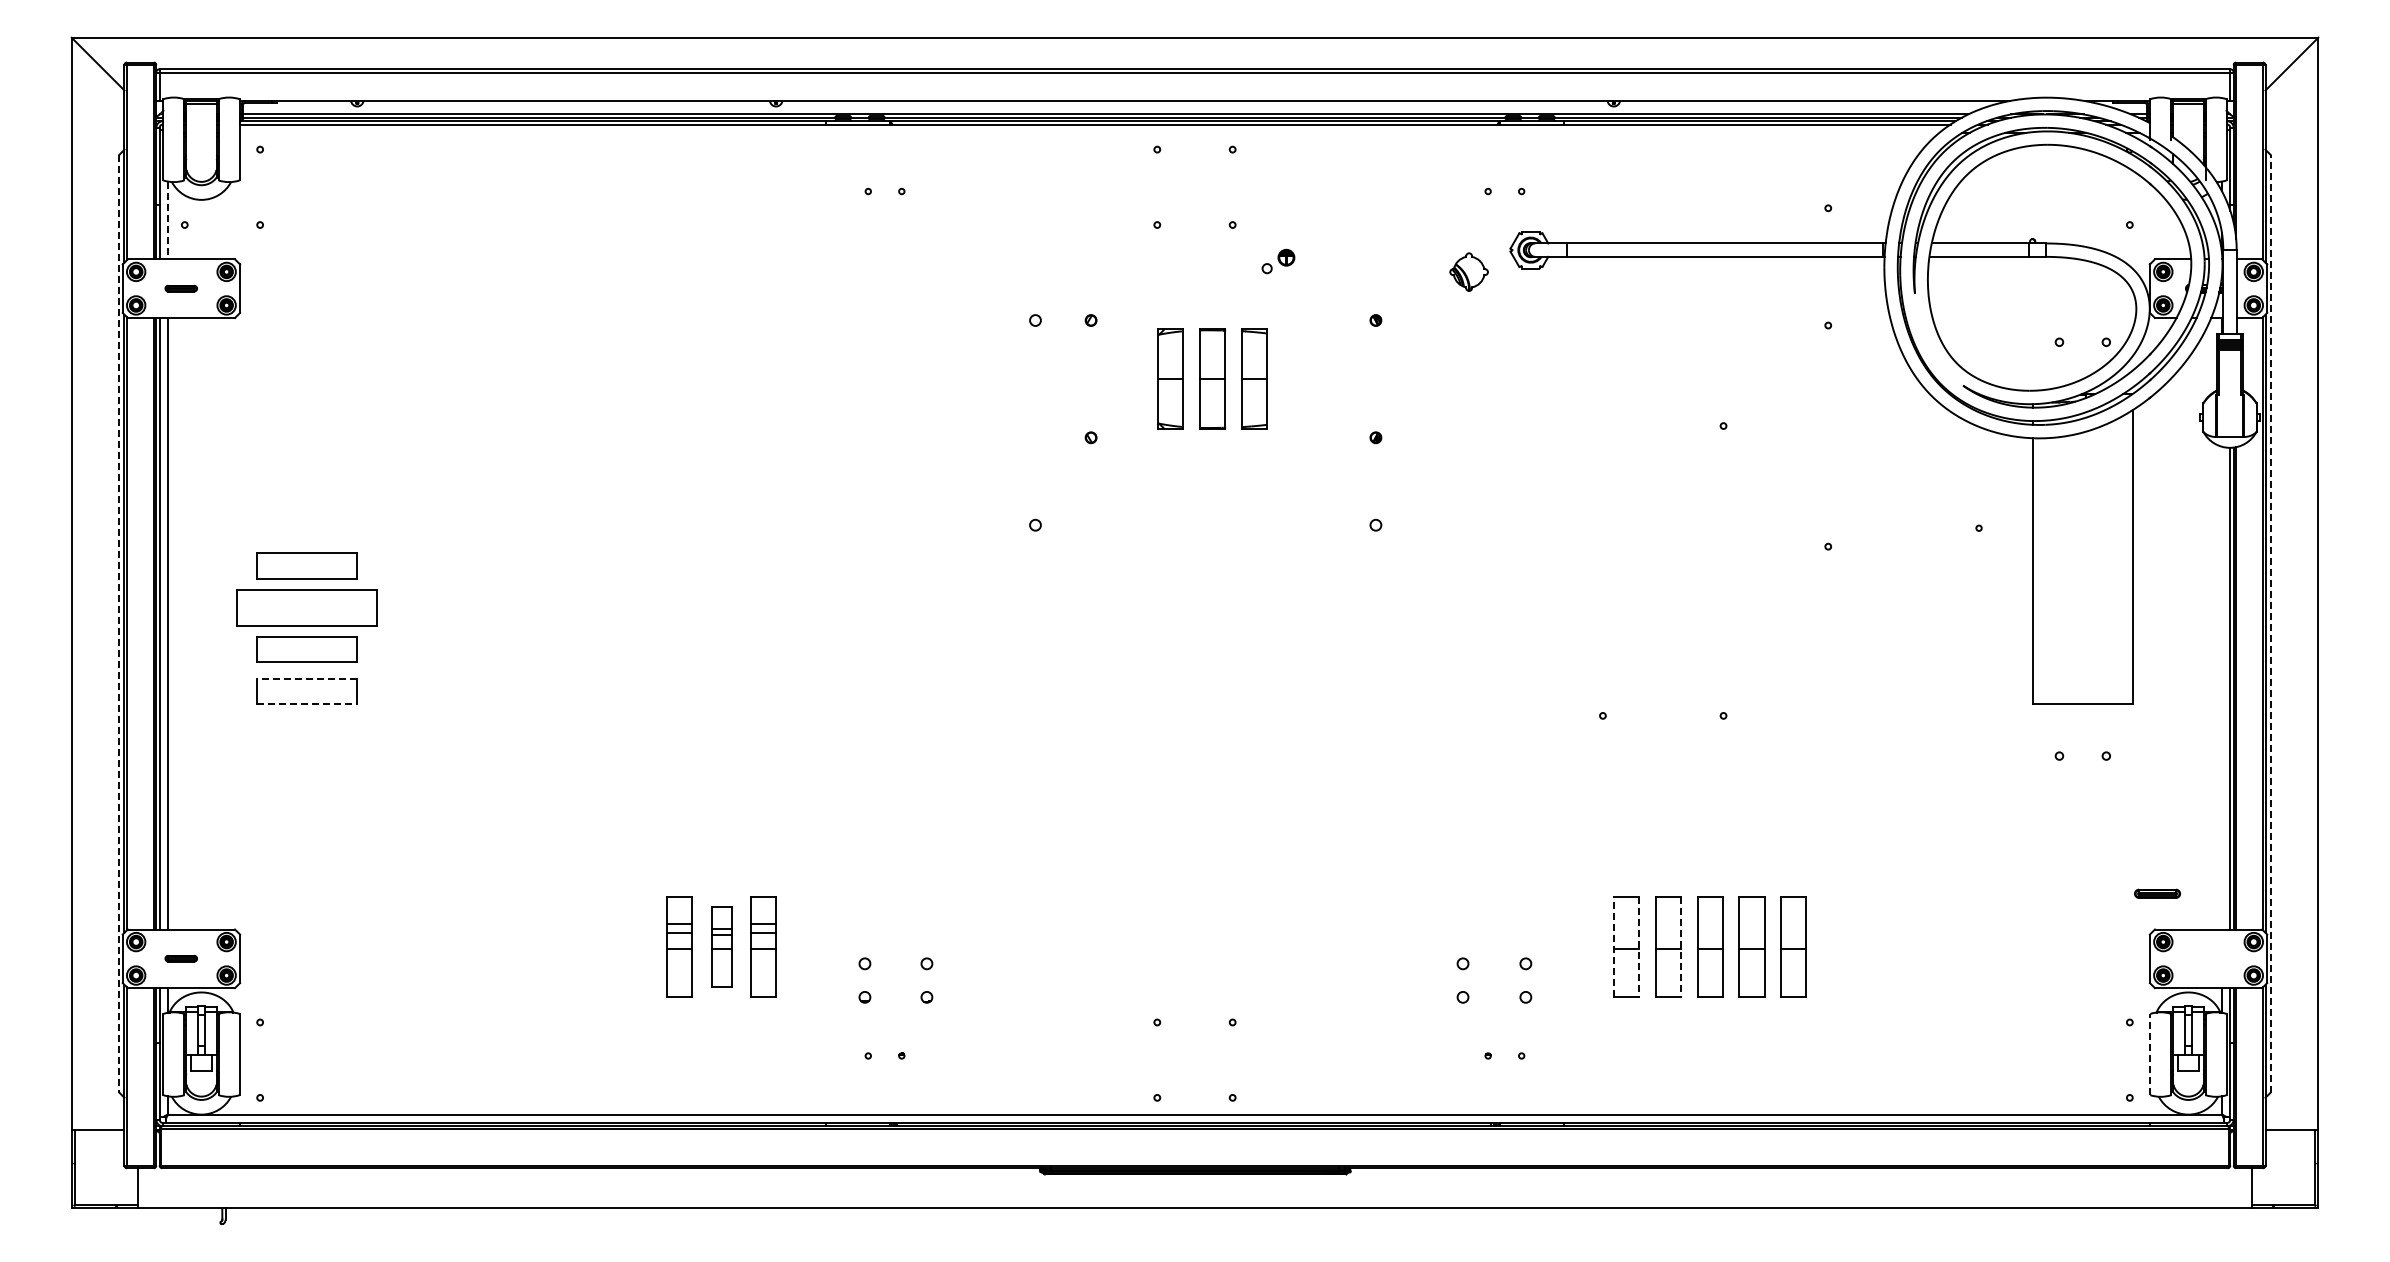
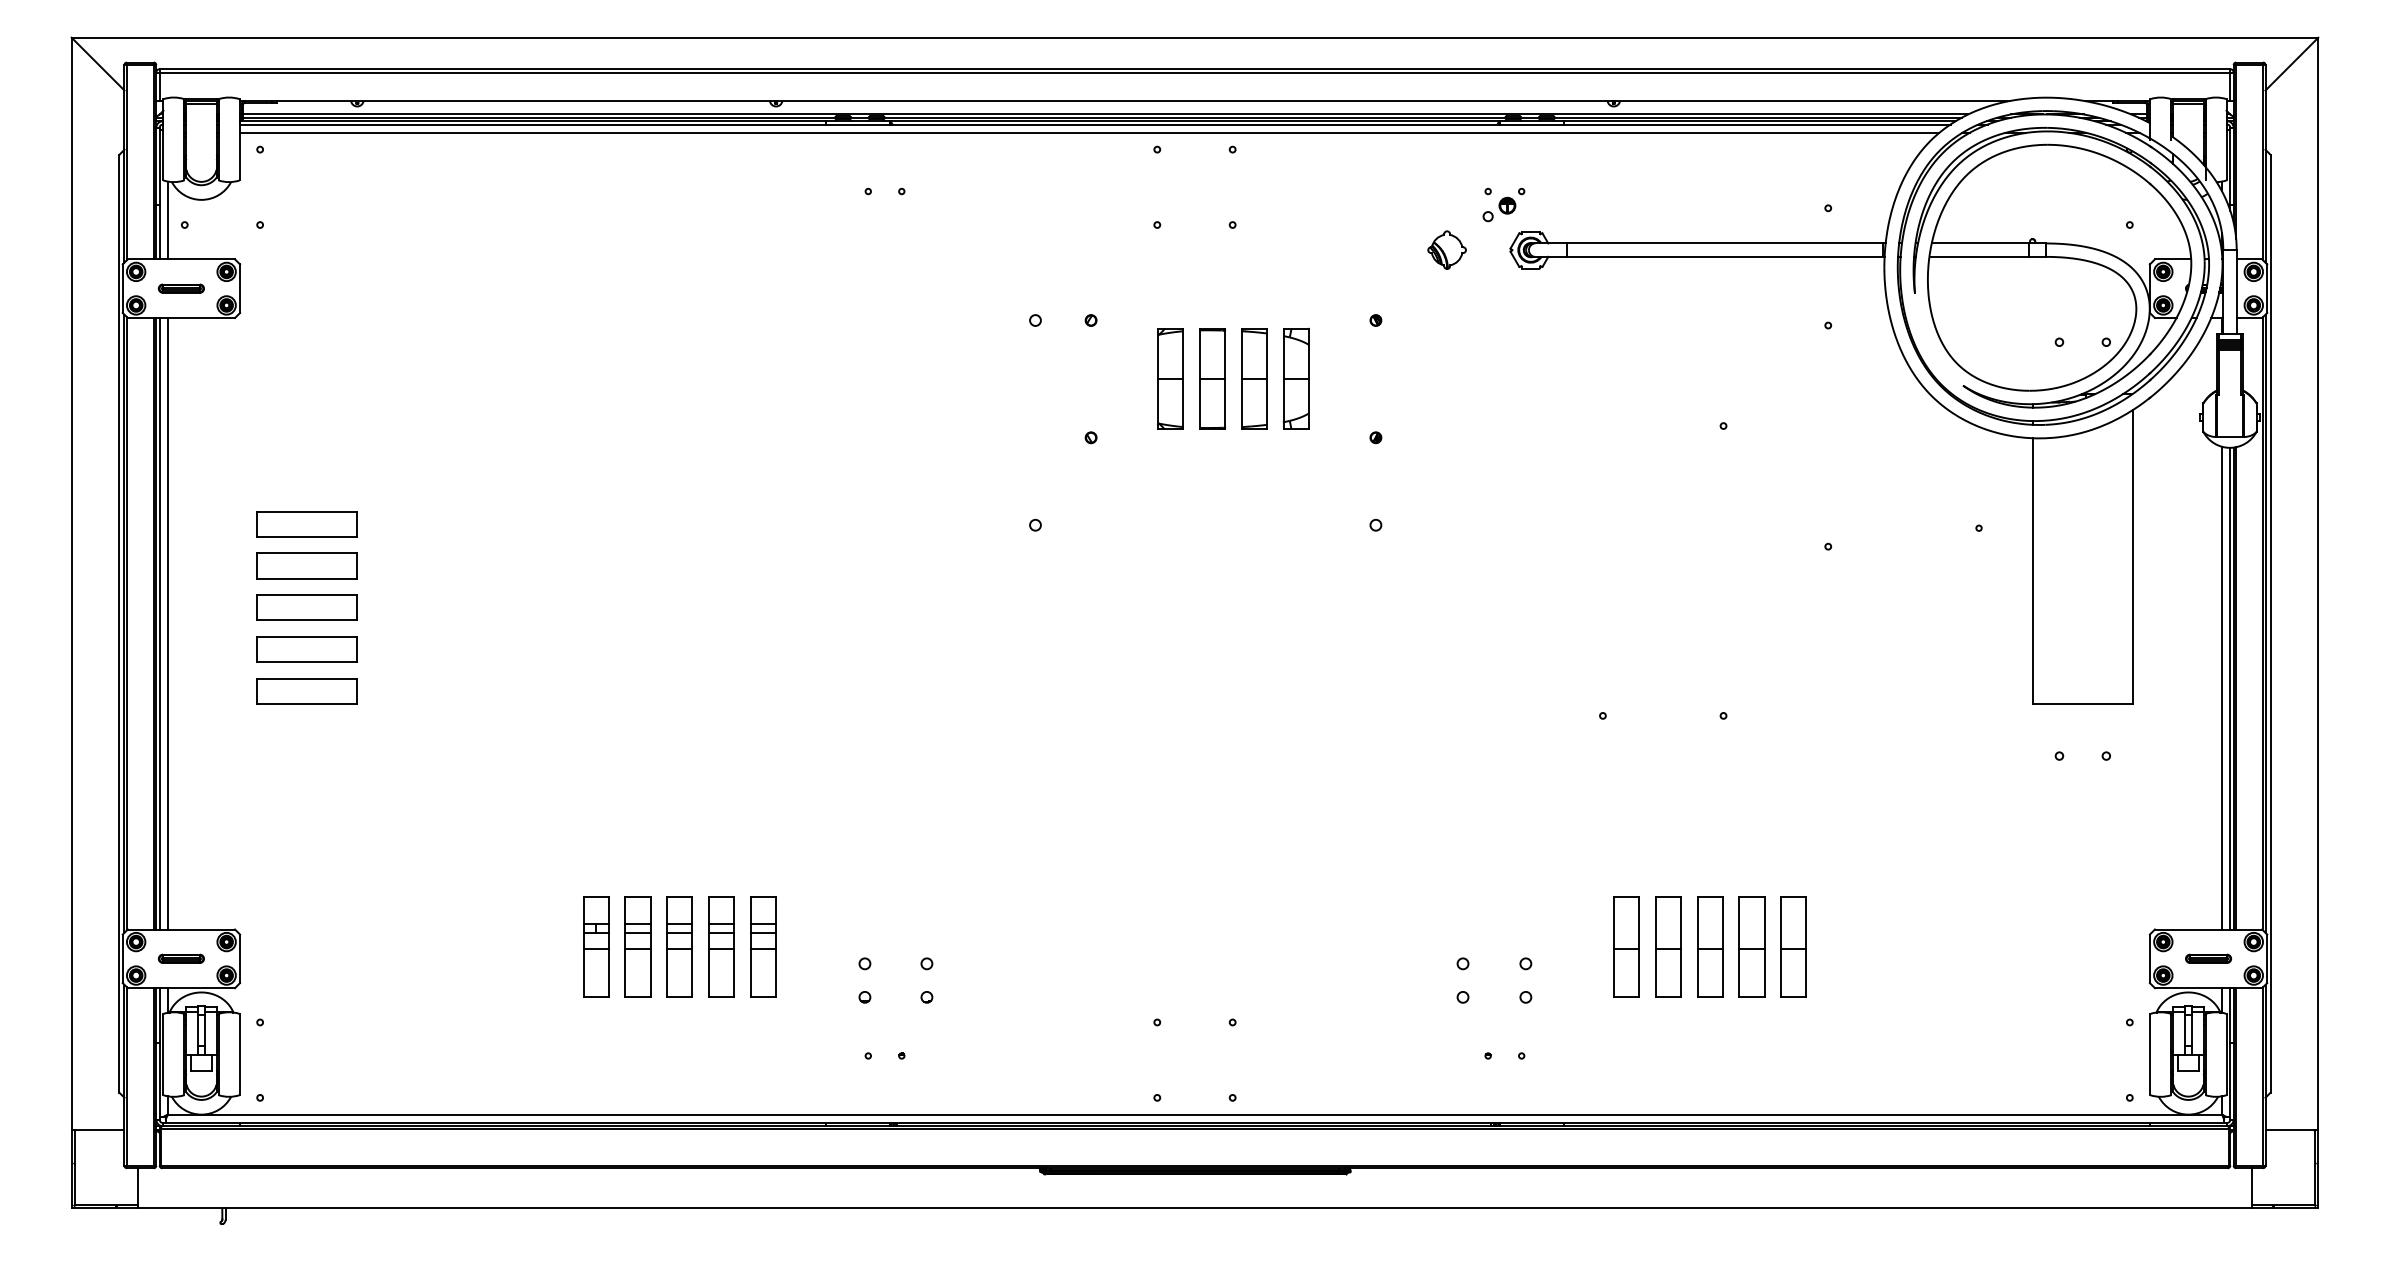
line: none -> present (1089, 132)
line: dashed -> solid (168, 220)
part position: (1278, 261) -> (1499, 209) (1499, 209)
part position: (1468, 271) -> (1446, 249) (1446, 249)
part size: 34x9 px -> 48x11 px (180, 288)
part: none -> present (1295, 378)
part: none -> present (306, 524)
part size: 142x38 px -> 102x27 px (306, 607)
line: dashed -> solid (119, 623)
line: dashed -> solid (2270, 623)
line: dashed -> solid (306, 679)
line: none -> present (2221, 687)
line: dashed -> solid (307, 704)
part position: (2157, 893) -> (2208, 958) (2208, 958)
part: none -> present (596, 946)
part: none -> present (637, 946)
part size: 22x82 px -> 27x102 px (721, 946)
line: dashed -> solid (1613, 946)
line: dashed -> solid (1638, 947)
line: dashed -> solid (1680, 947)
part size: 34x8 px -> 48x11 px (180, 958)
line: dashed -> solid (2150, 1054)
